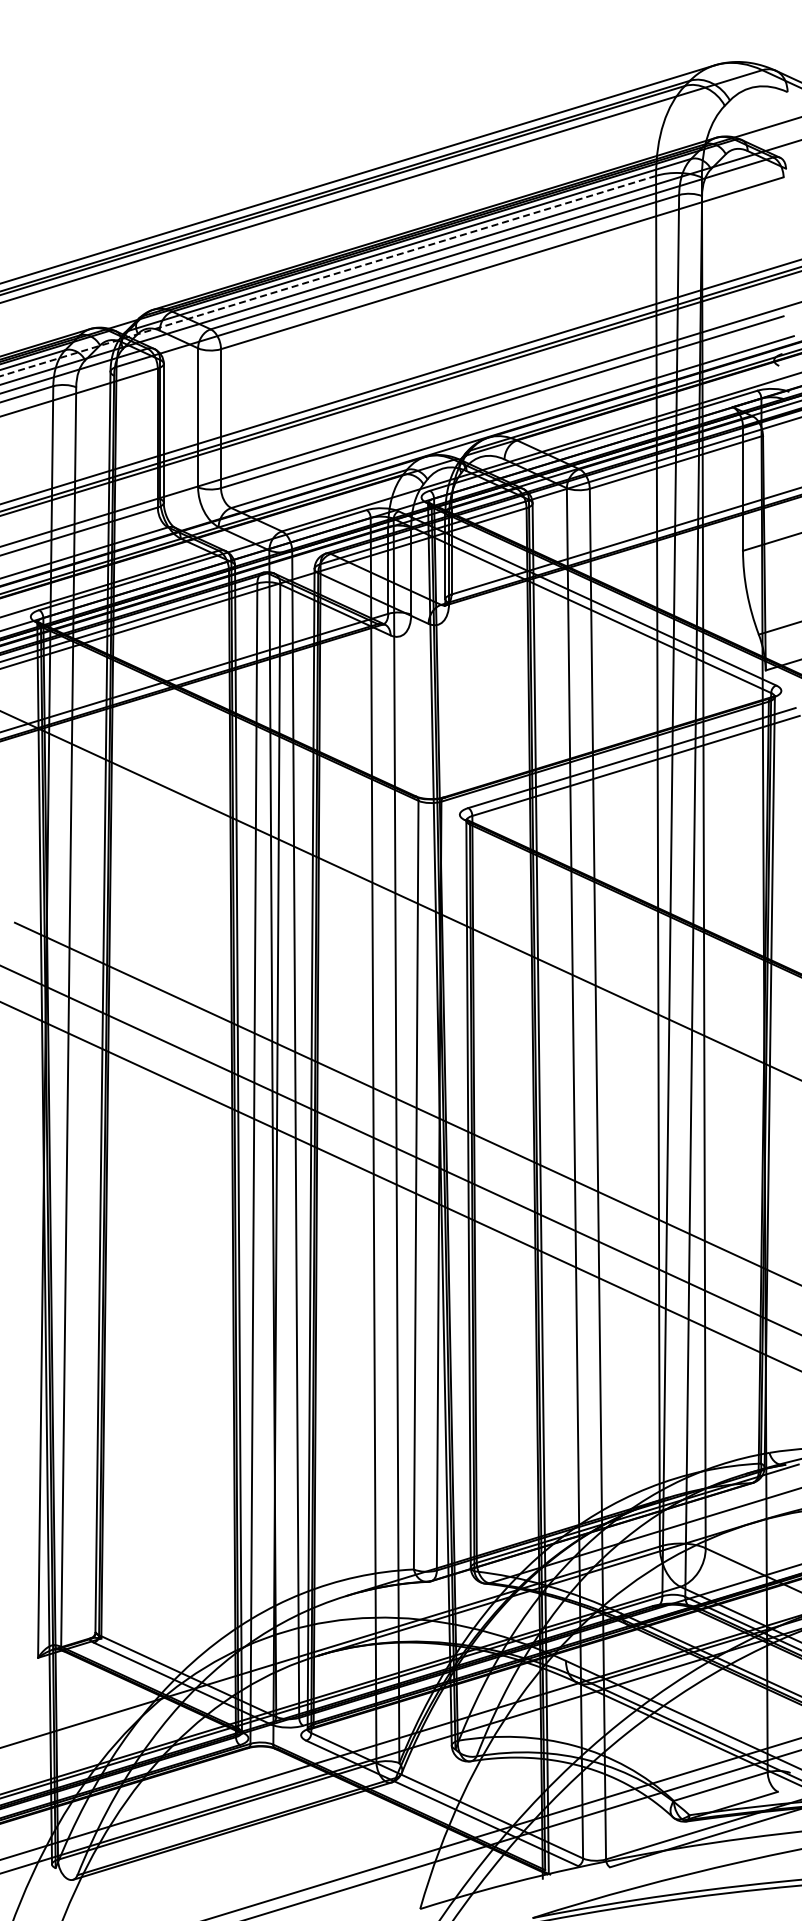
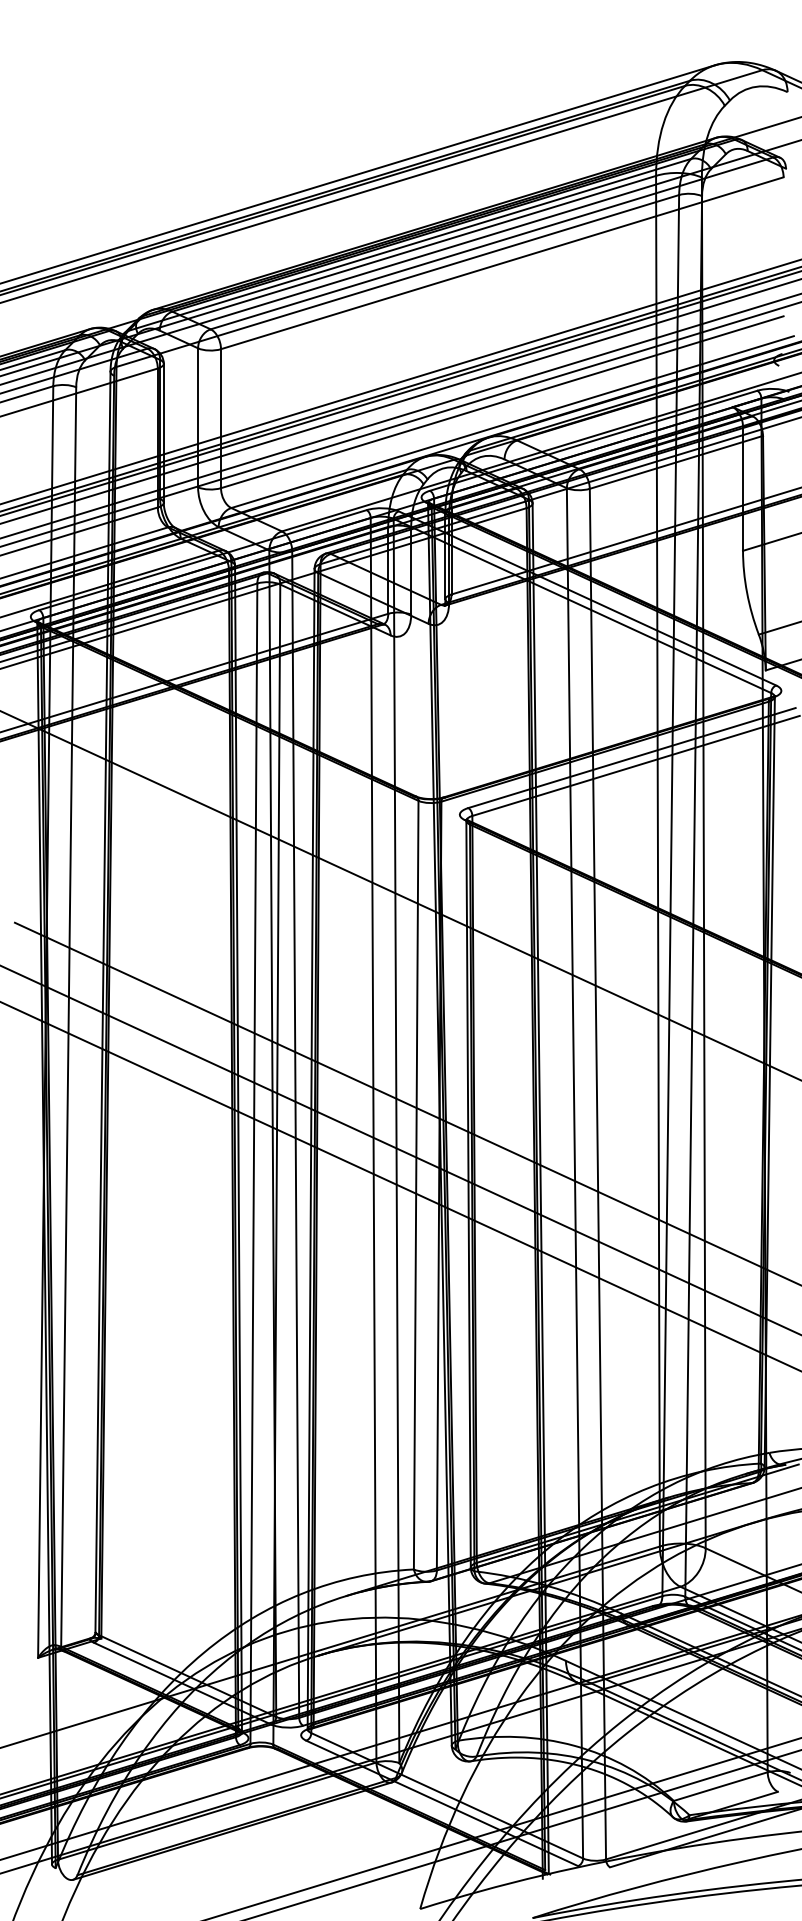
line: dashed -> solid (328, 276)
line: none -> present (400, 401)
line: none -> present (400, 415)
